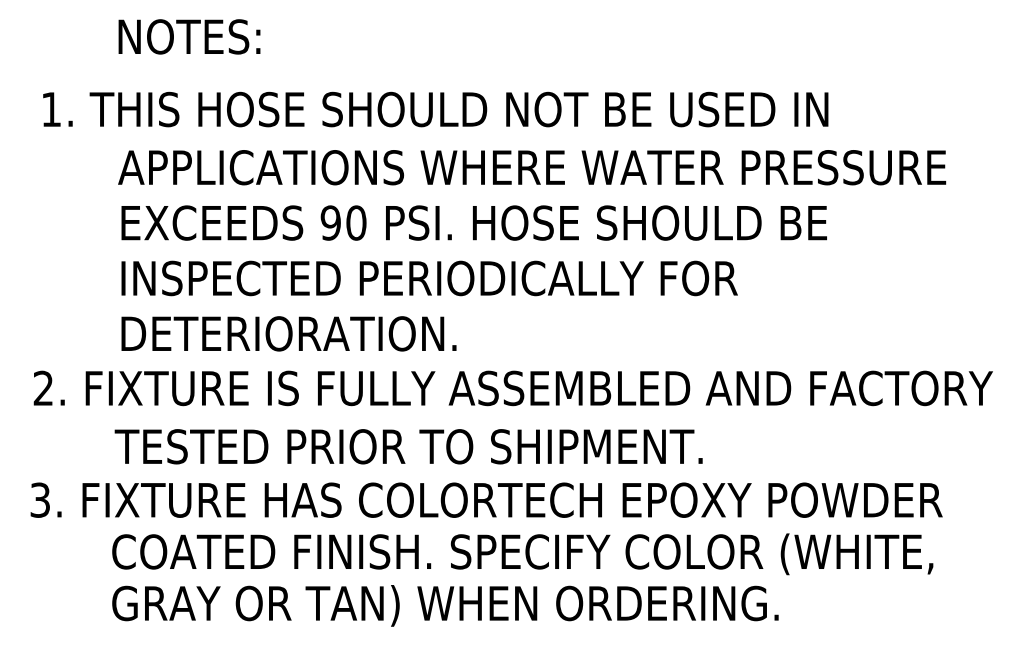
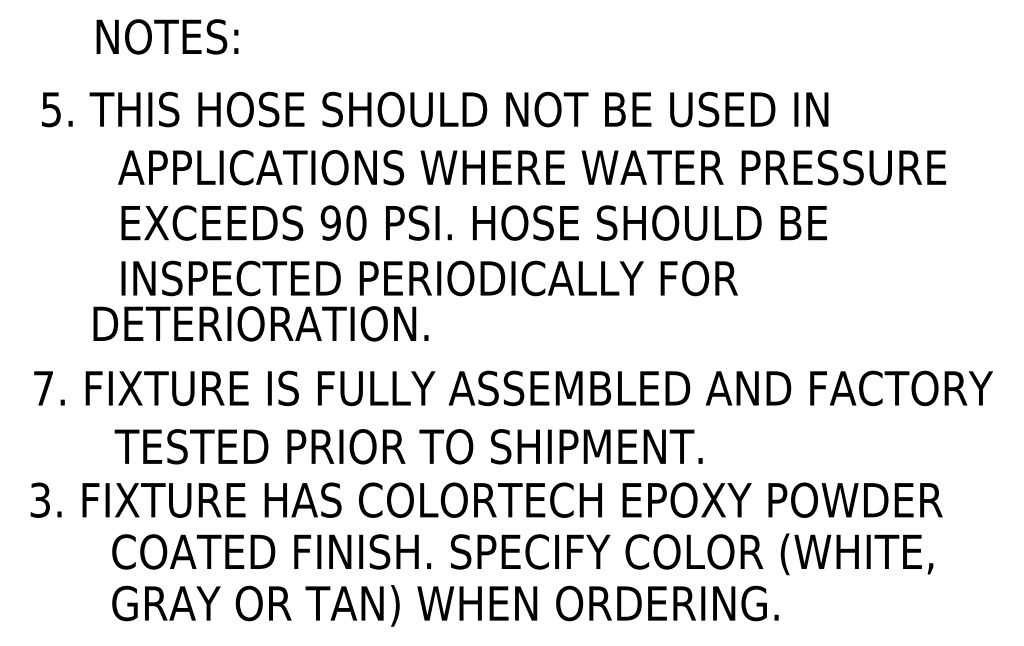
text position: (189, 36) -> (167, 36) (167, 36)
text: 1. -> 5. (50, 109)
text position: (288, 333) -> (260, 323) (260, 323)
text: 2. -> 7. (42, 387)
